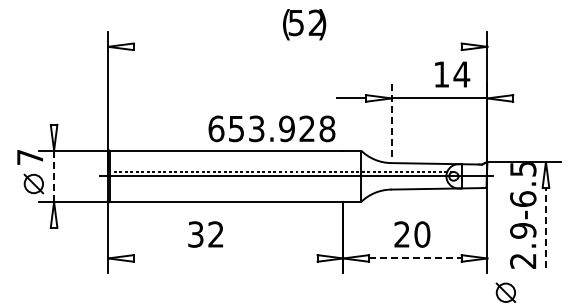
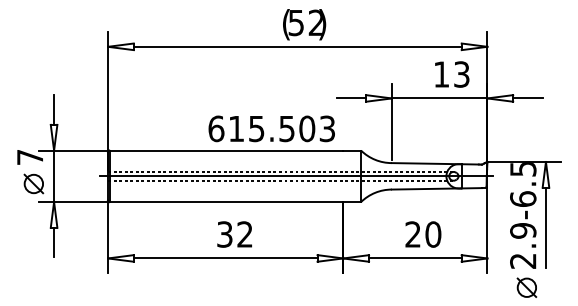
line: none -> present (297, 46)
text: 14 -> 13 (461, 74)
line: none -> present (527, 98)
line: none -> present (54, 109)
line: dashed -> solid (391, 122)
text: 653.928 -> 615.503 (282, 128)
line: dashed -> solid (54, 176)
line: none -> present (280, 180)
line: dashed -> solid (545, 227)
text position: (205, 234) -> (234, 234) (234, 234)
text position: (412, 234) -> (423, 234) (423, 234)
line: none -> present (54, 242)
line: none -> present (225, 258)
line: dashed -> solid (415, 258)
part position: (505, 292) -> (526, 287) (526, 287)
